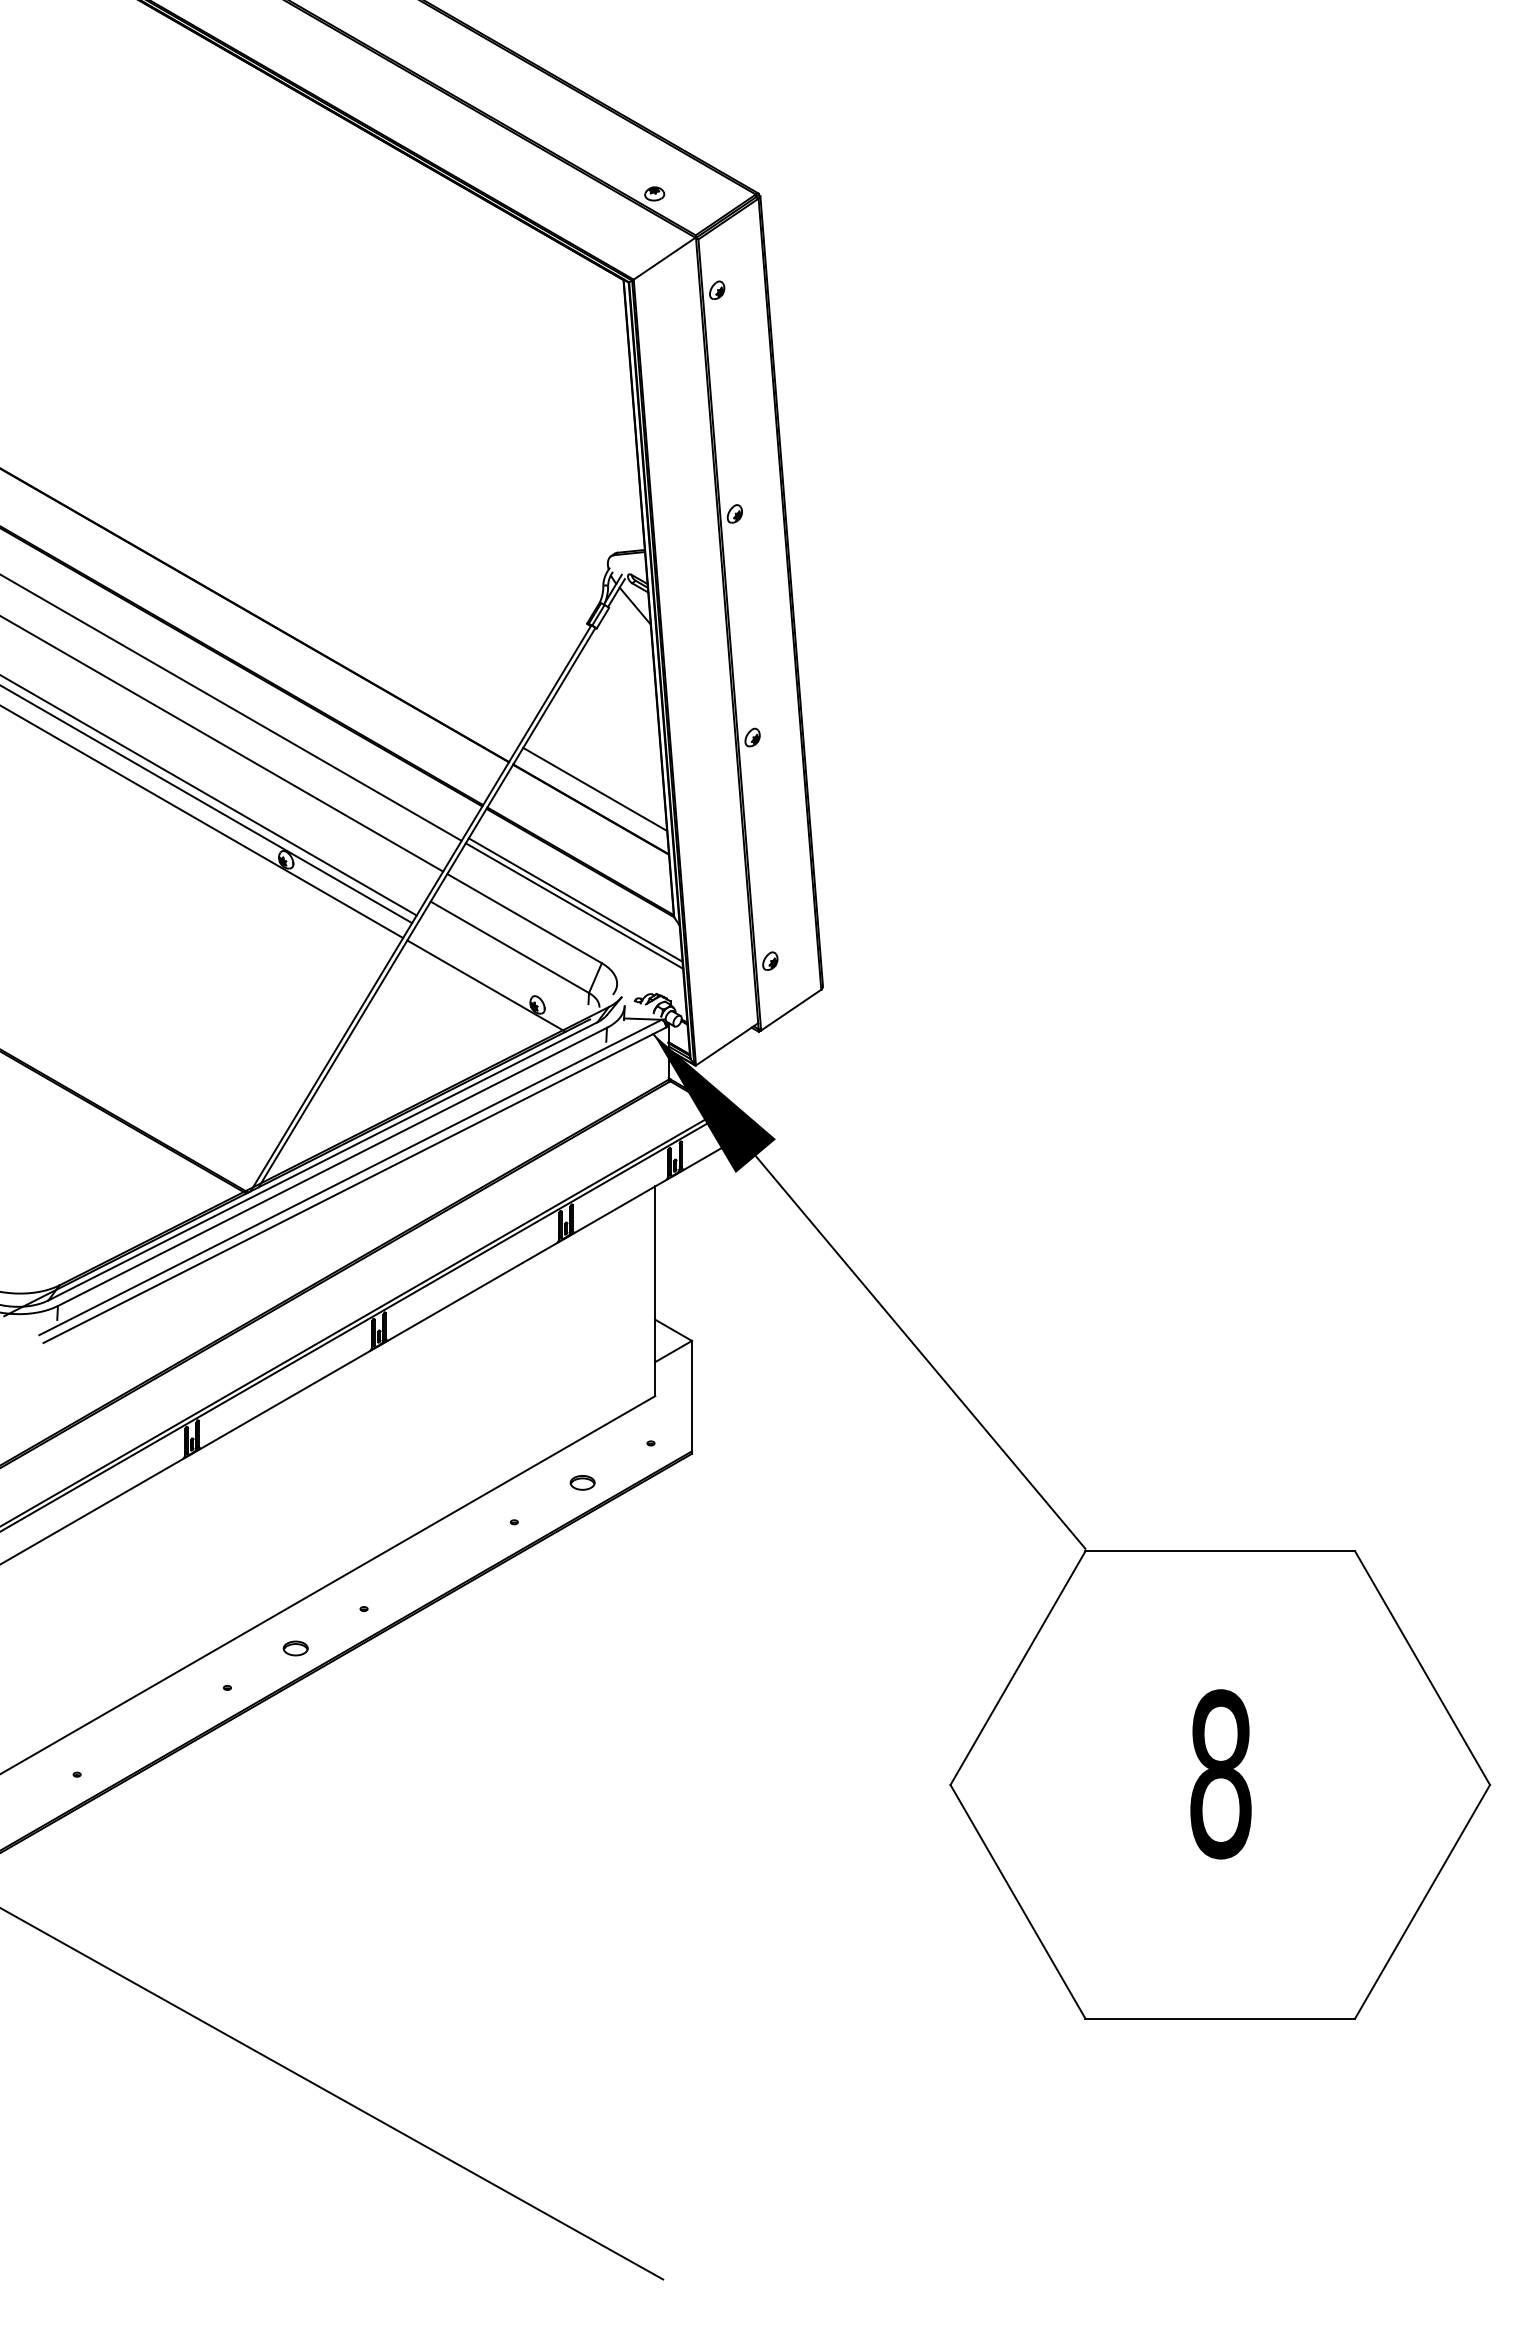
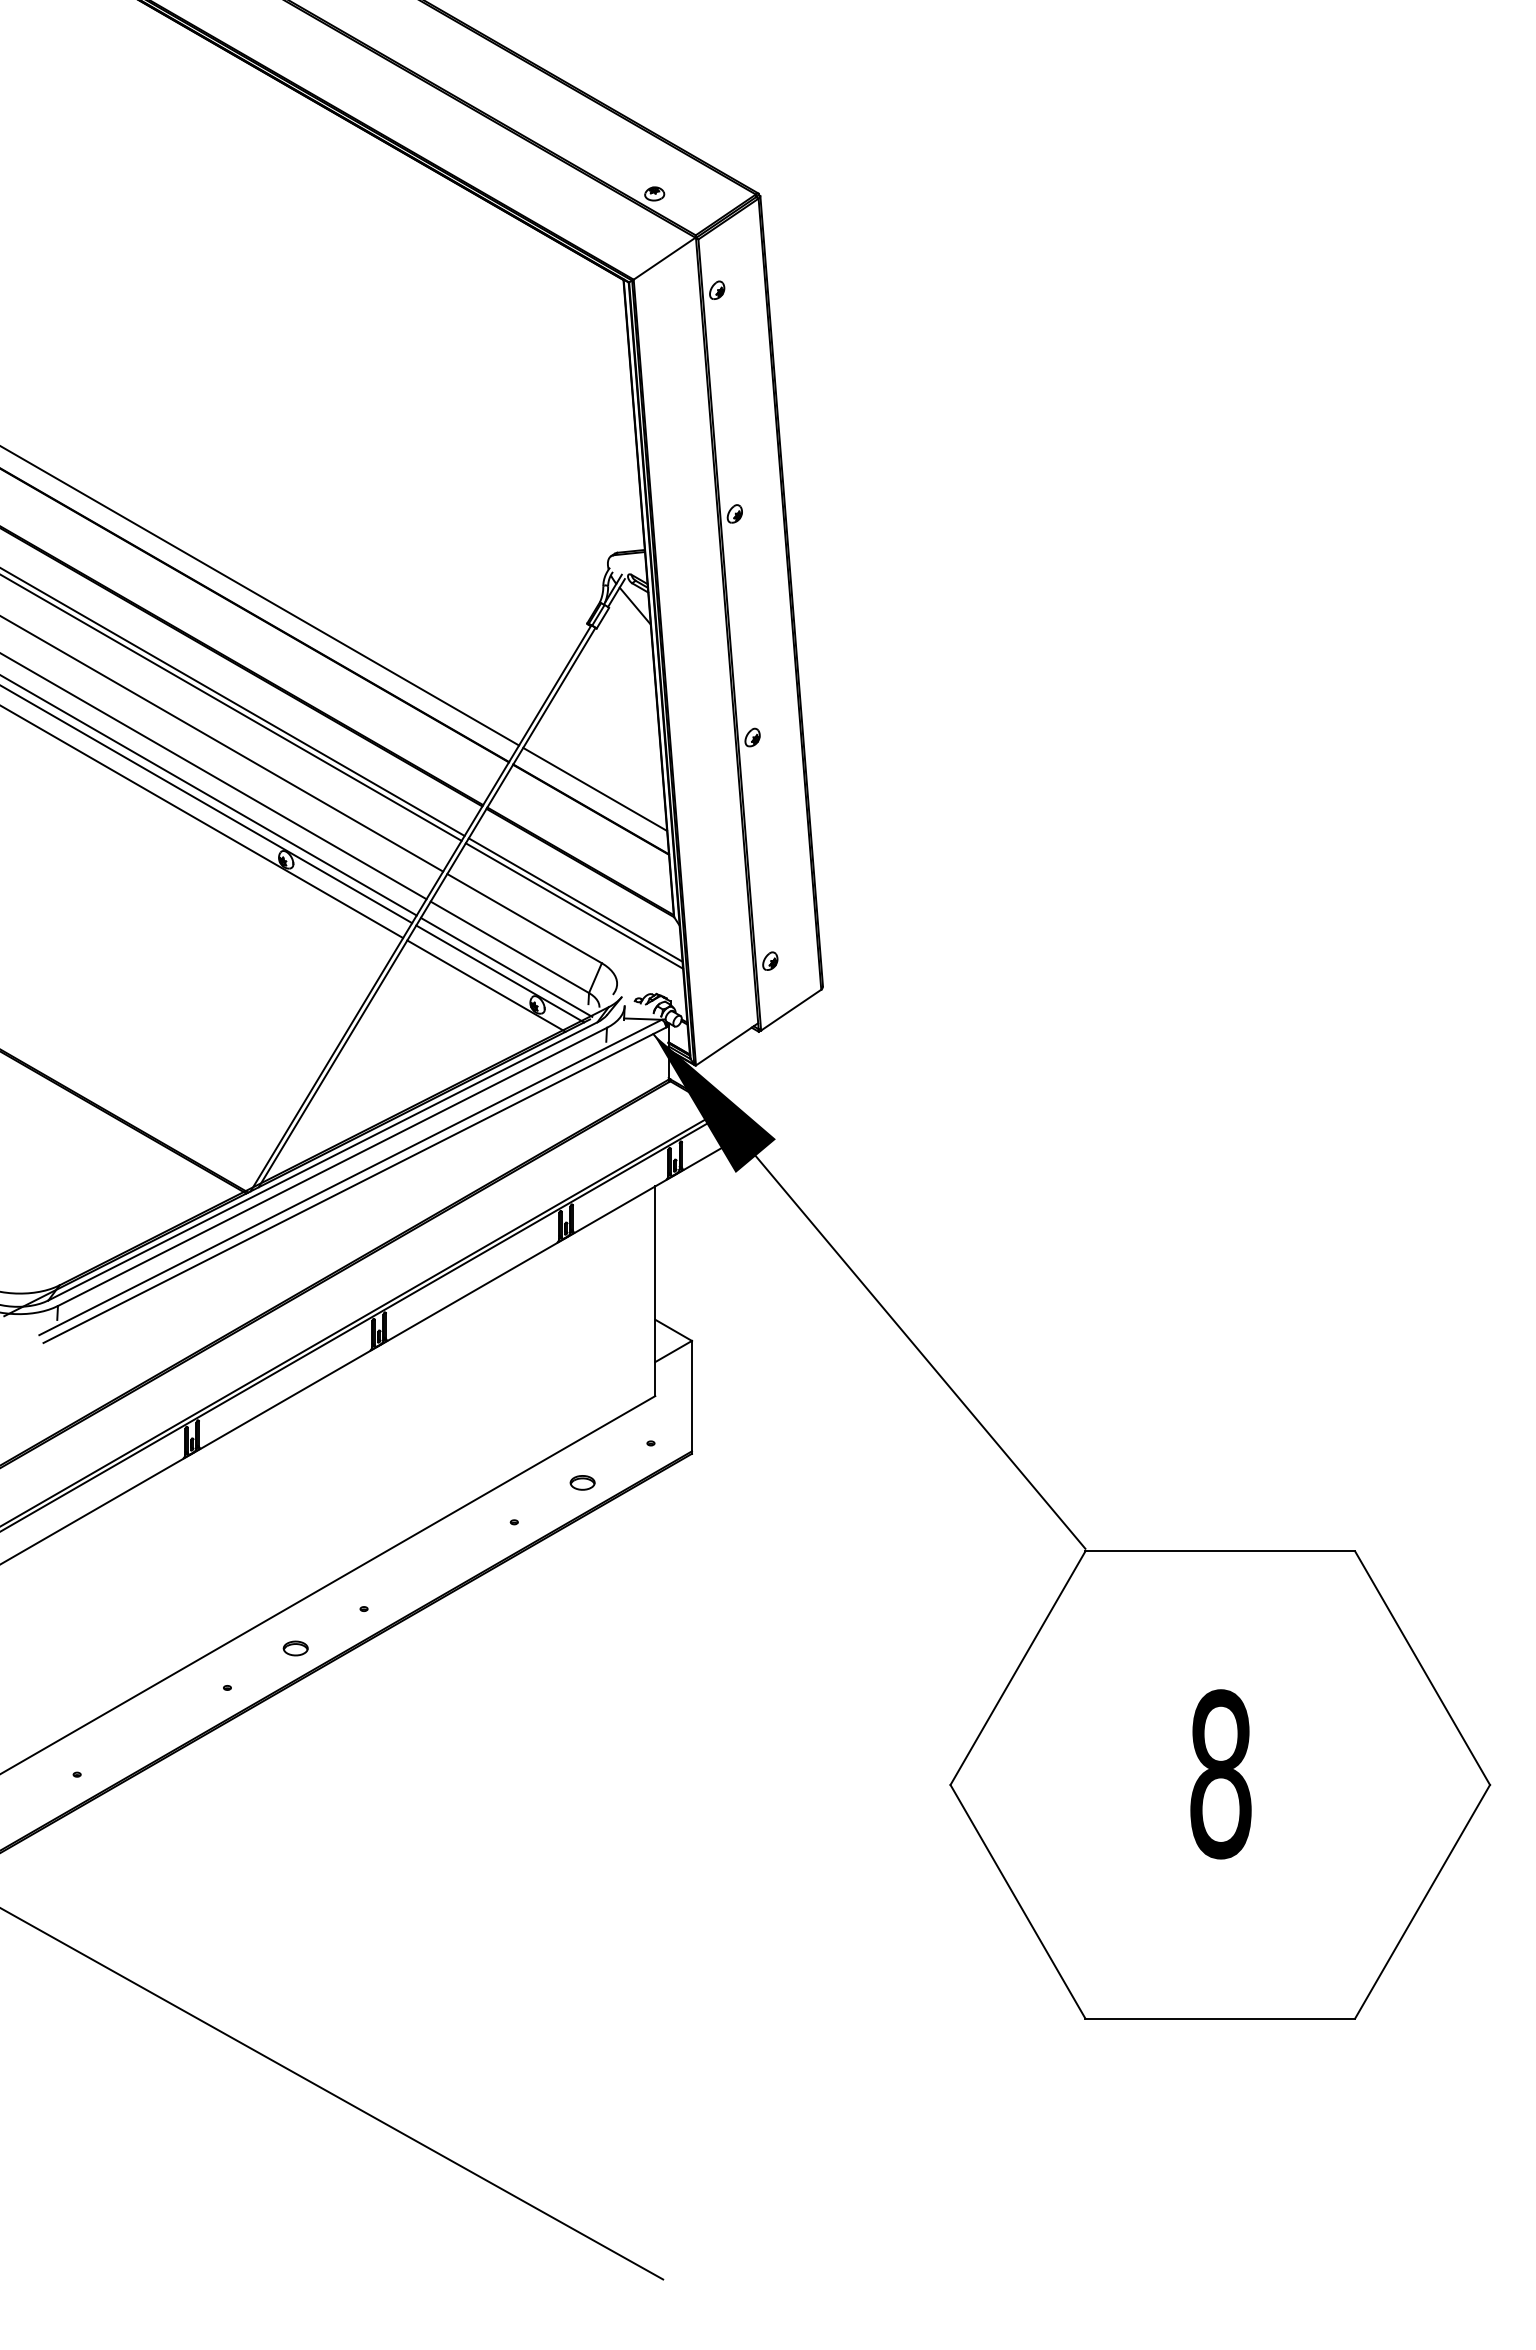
line: none -> present (260, 596)
line: none -> present (233, 701)
line: none -> present (214, 776)
line: none -> present (506, 966)
line: none -> present (500, 973)
